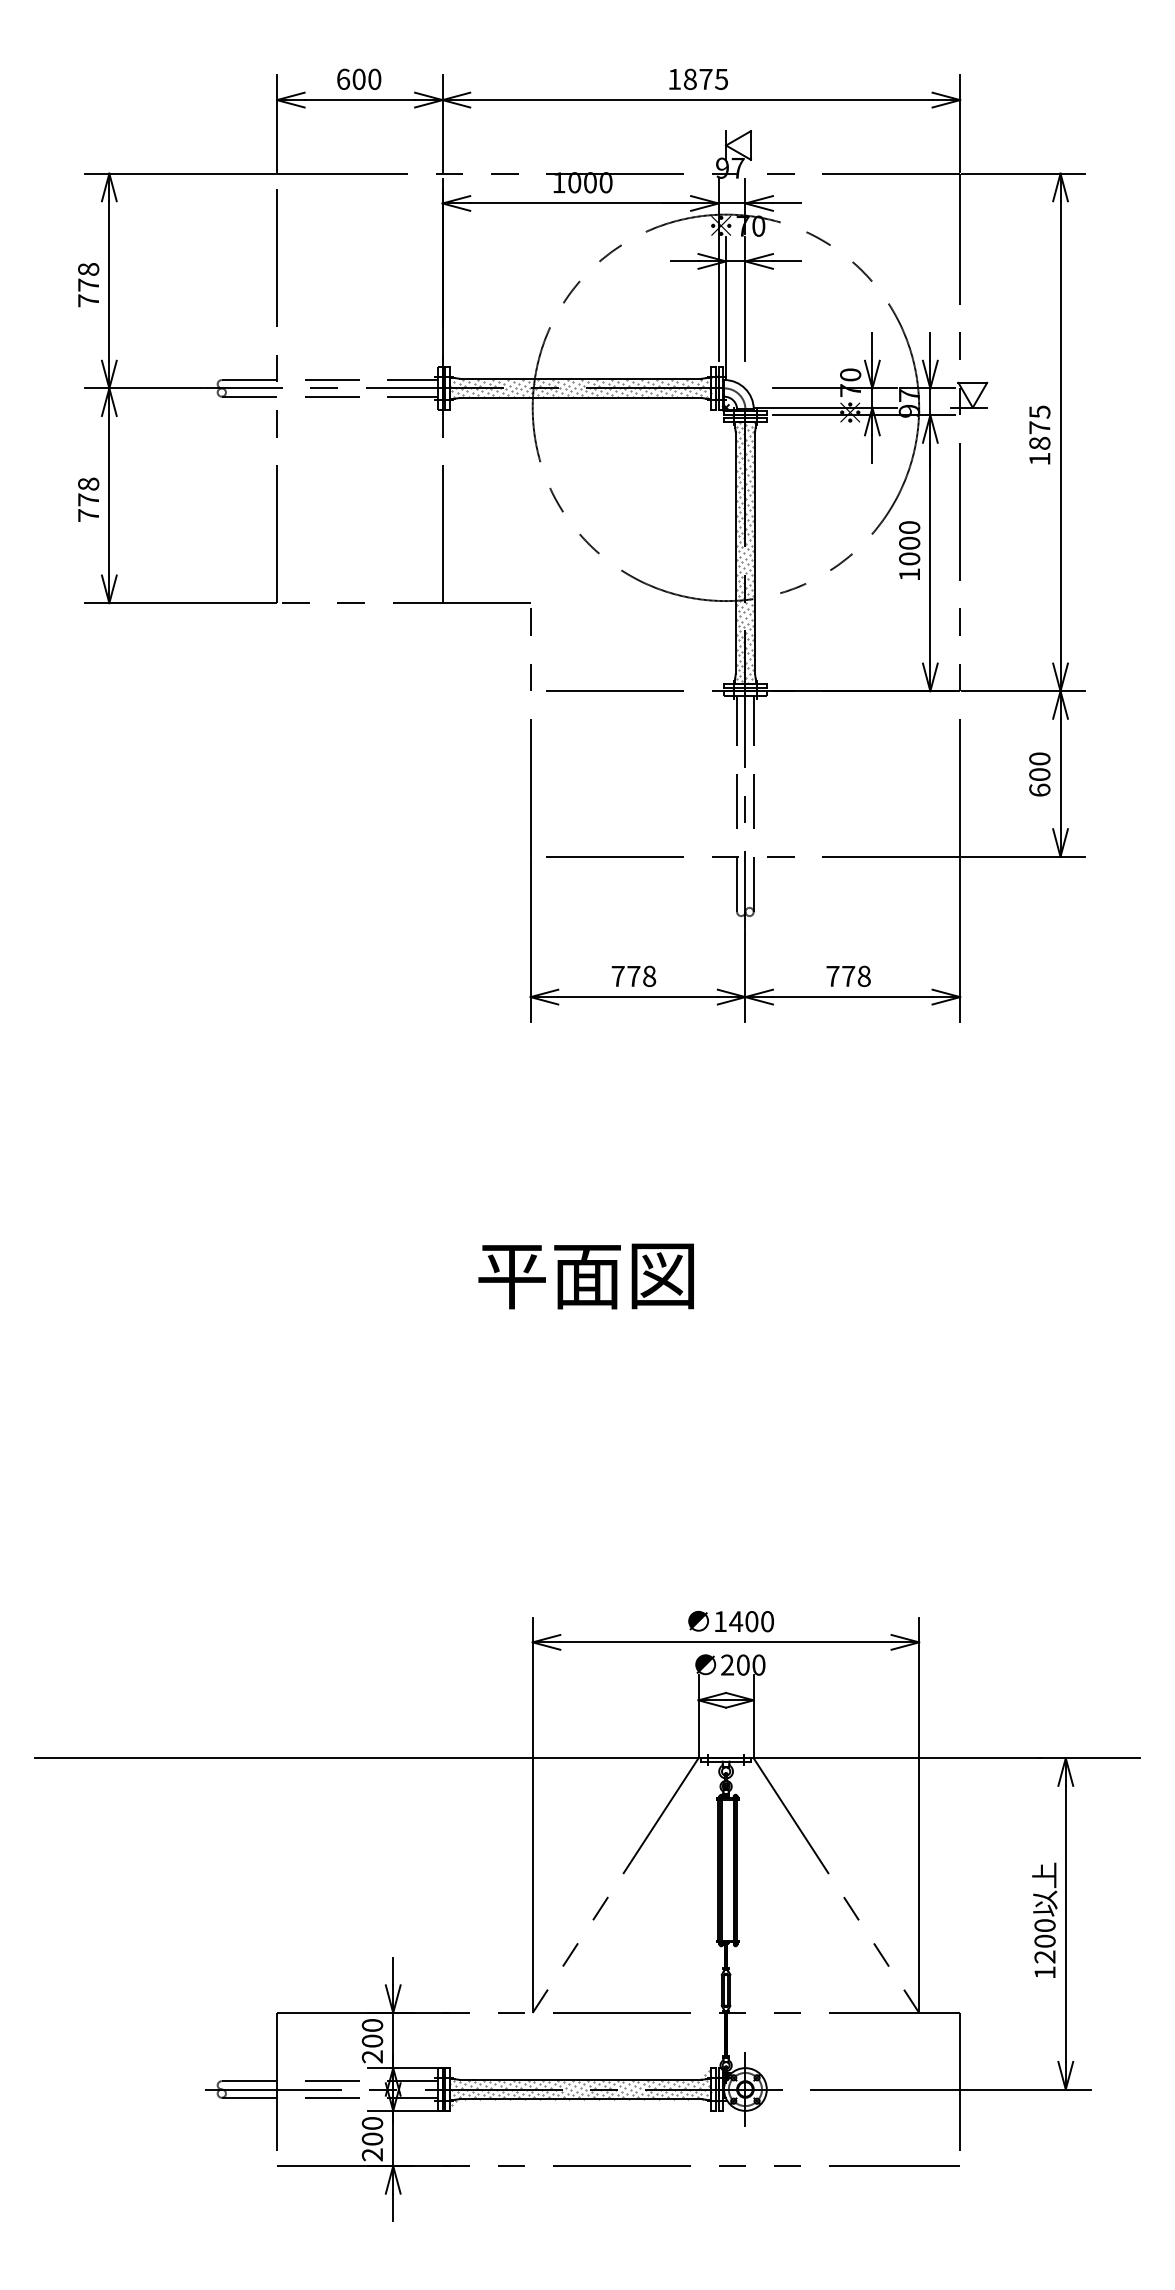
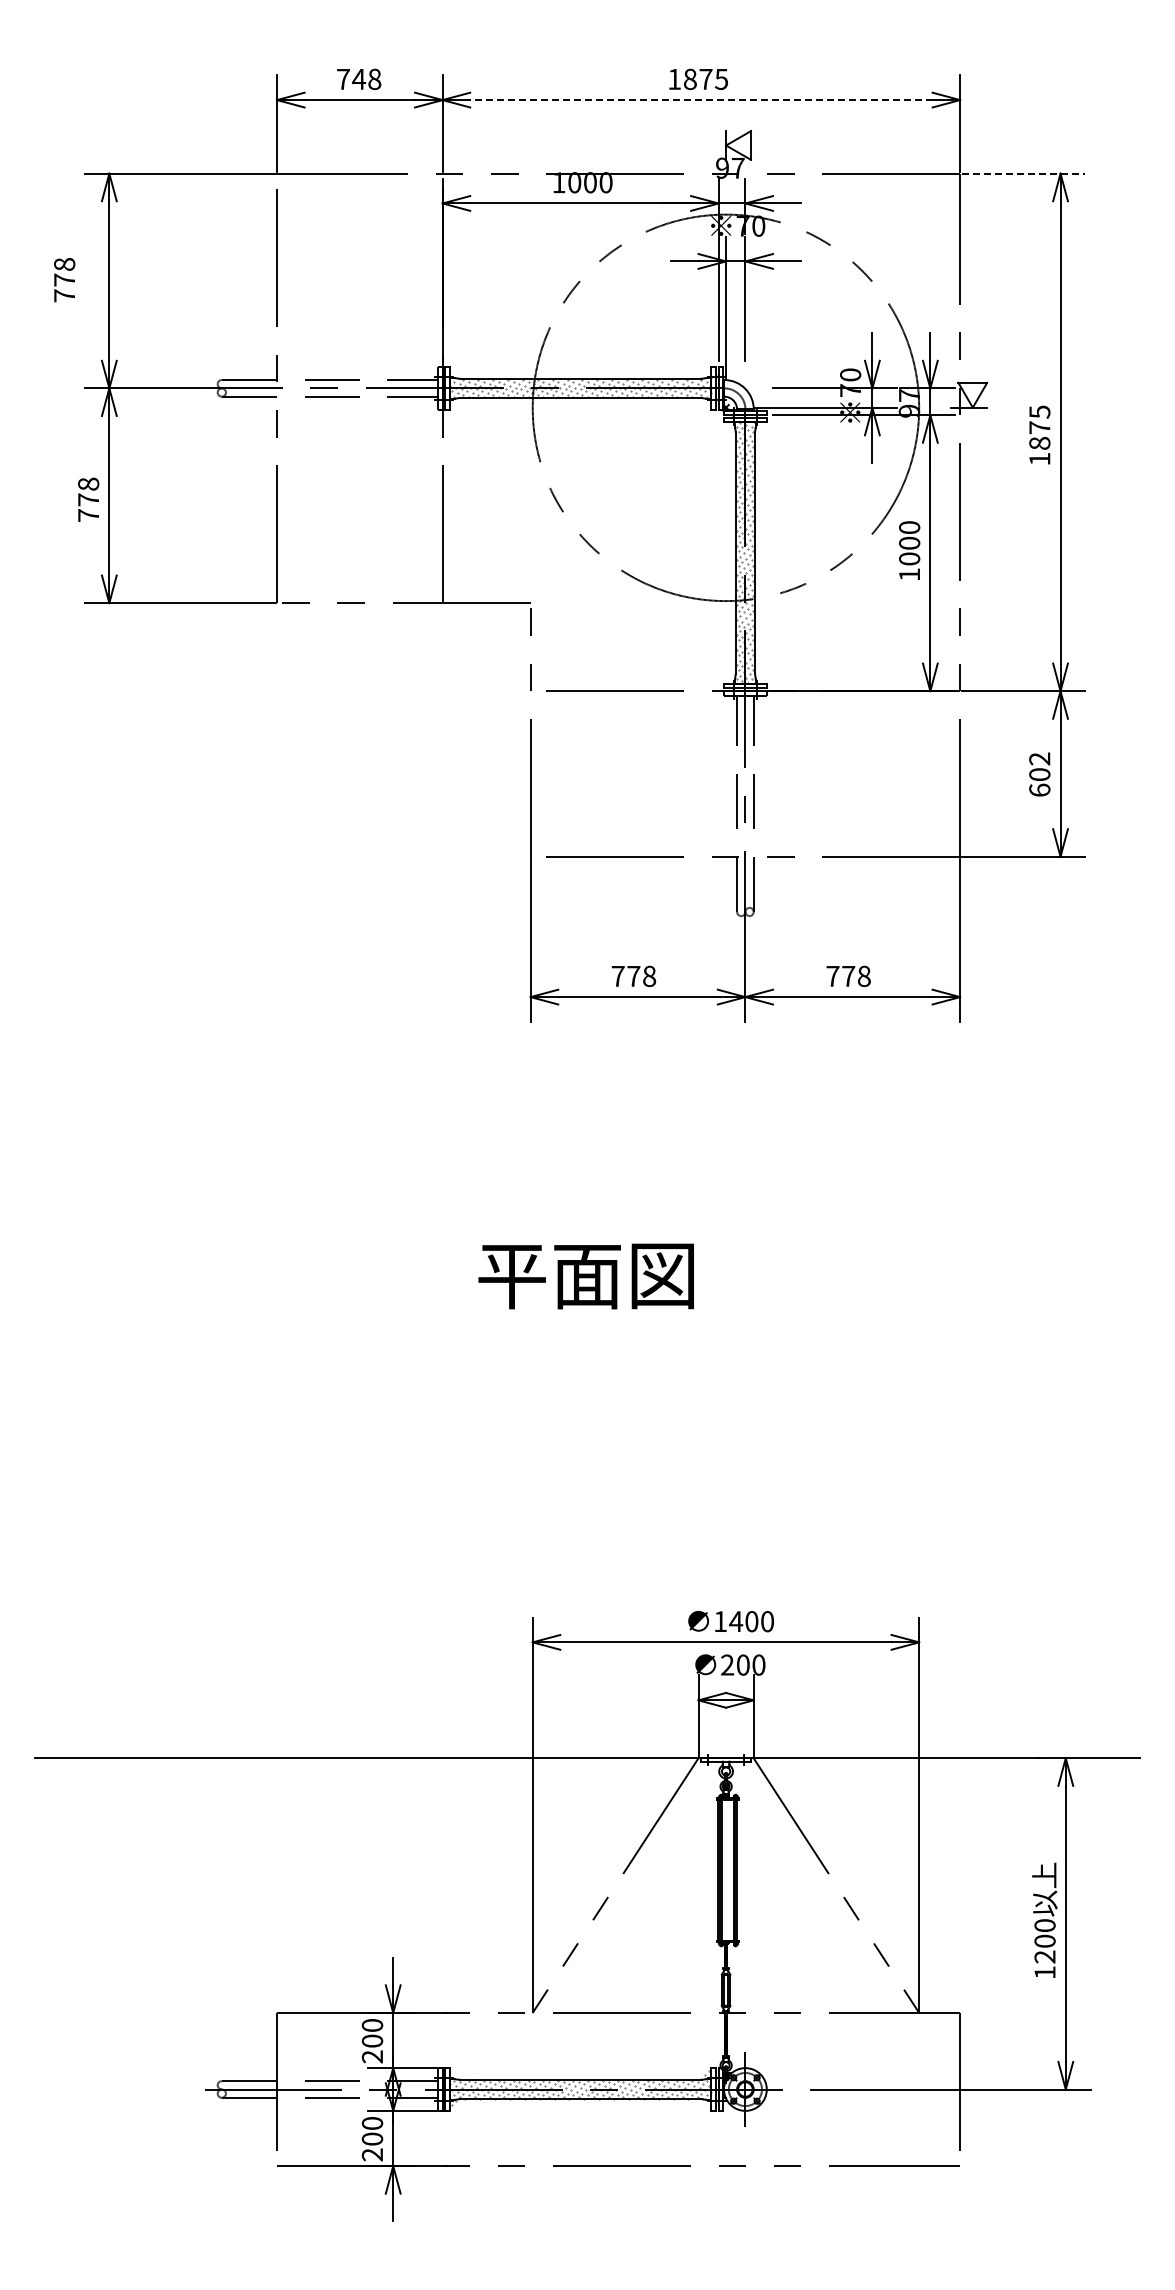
text: 600 -> 748 (359, 78)
line: solid -> dashed (700, 100)
line: solid -> dashed (1023, 173)
text position: (88, 285) -> (64, 280) (64, 280)
text: 600 -> 602 (1039, 758)
